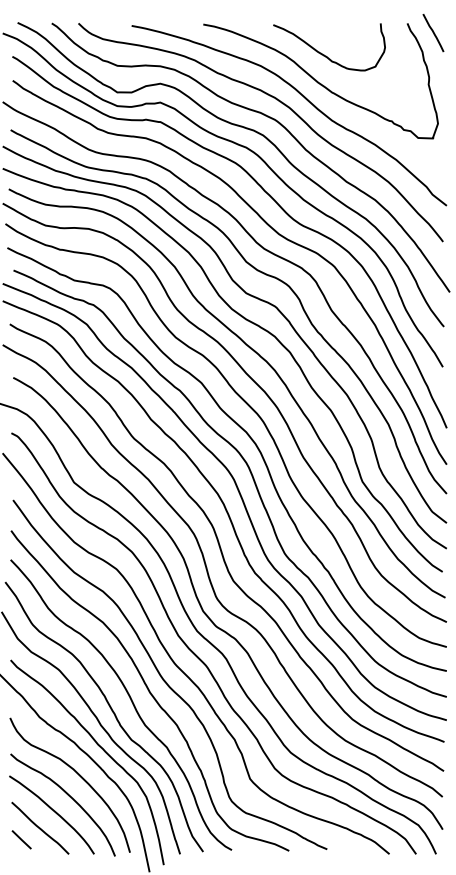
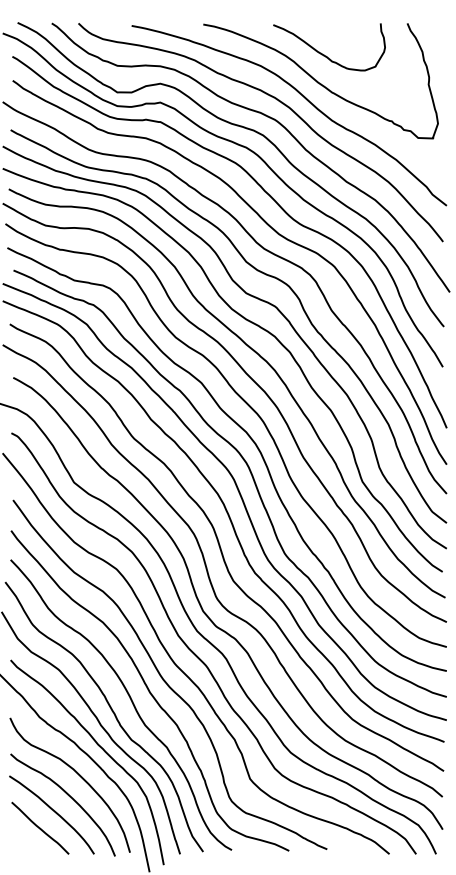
line: present -> none (433, 33)
line: present -> none (21, 839)
